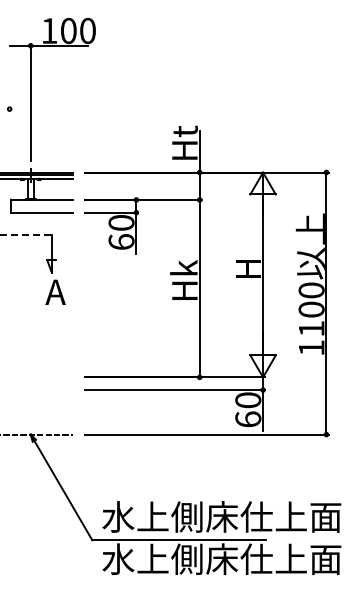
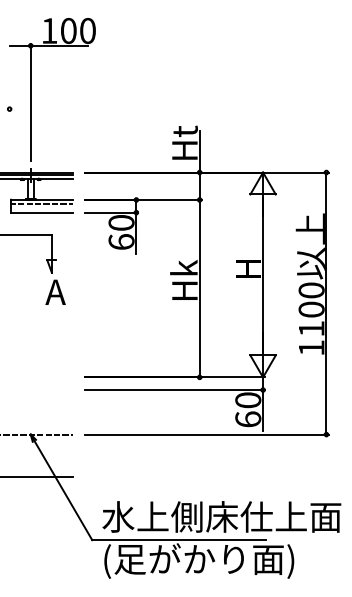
line: none -> present (41, 204)
line: dashed -> solid (25, 234)
line: none -> present (37, 476)
text: 水上側床仕上面 -> (足がかり面) (221, 560)
